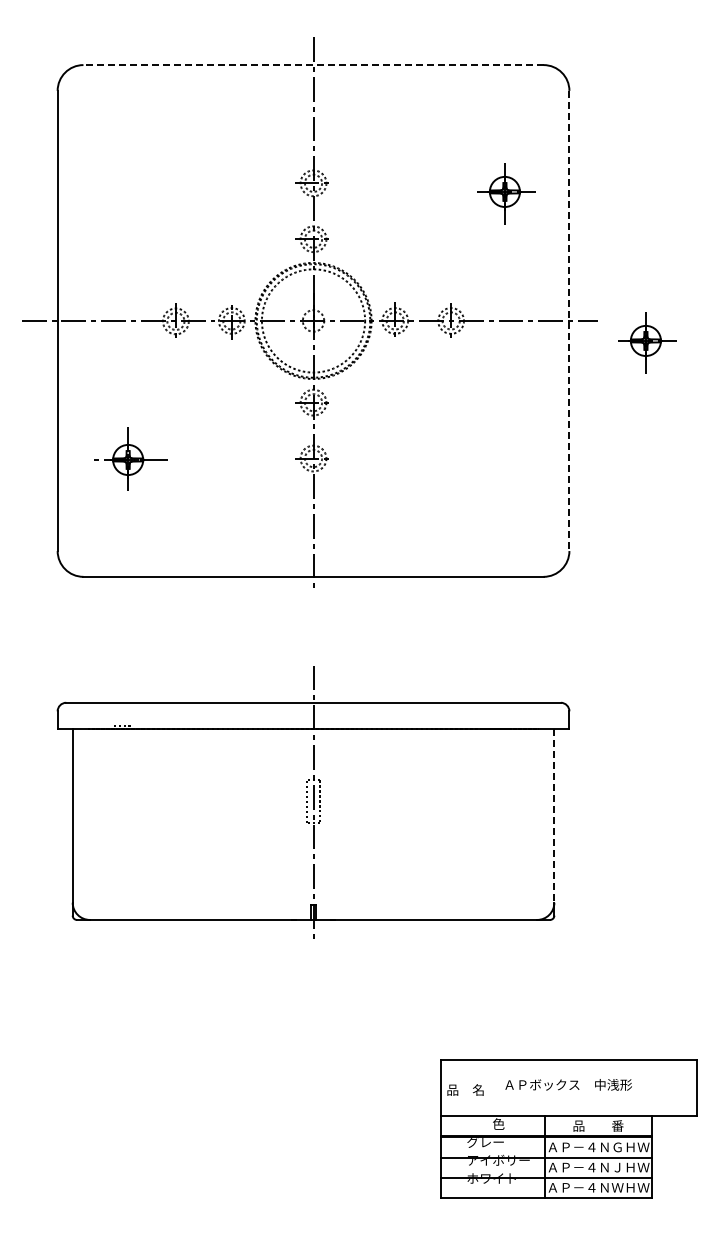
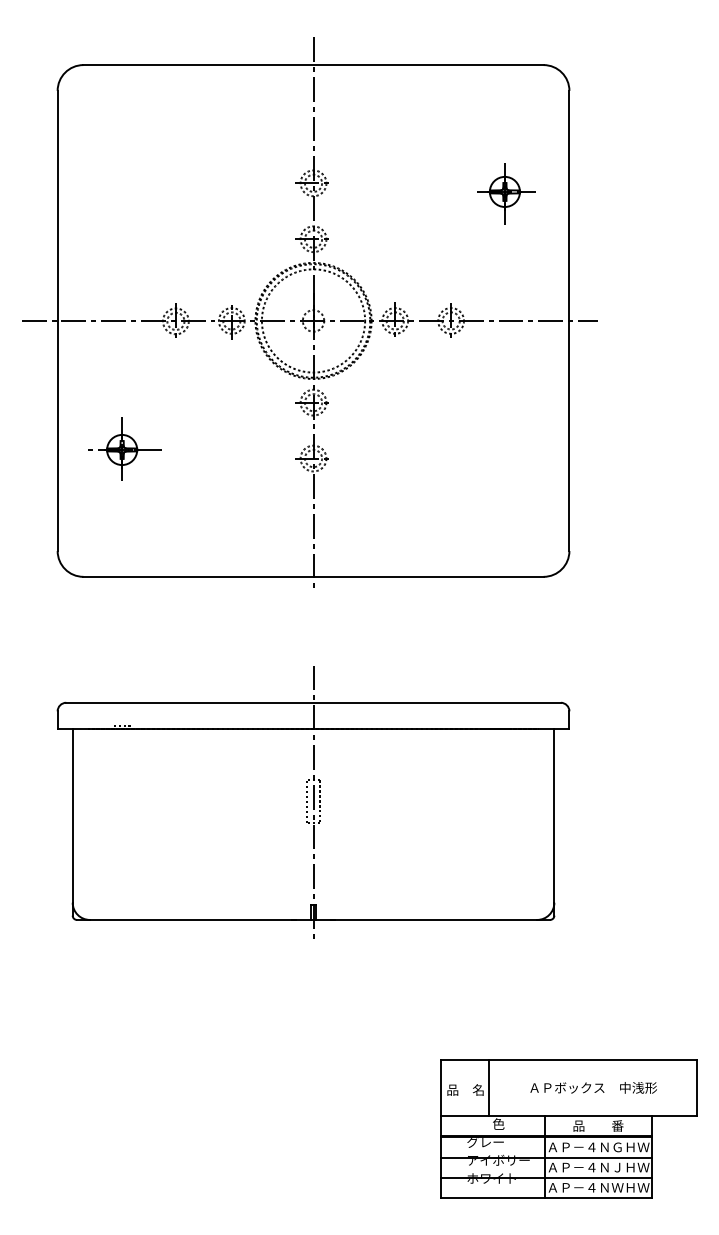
line: dashed -> solid (313, 65)
line: dashed -> solid (569, 321)
part: present -> none (647, 342)
part position: (130, 458) -> (124, 448) (124, 448)
line: dashed -> solid (554, 816)
text position: (568, 1084) -> (593, 1087) (593, 1087)
line: none -> present (488, 1088)
